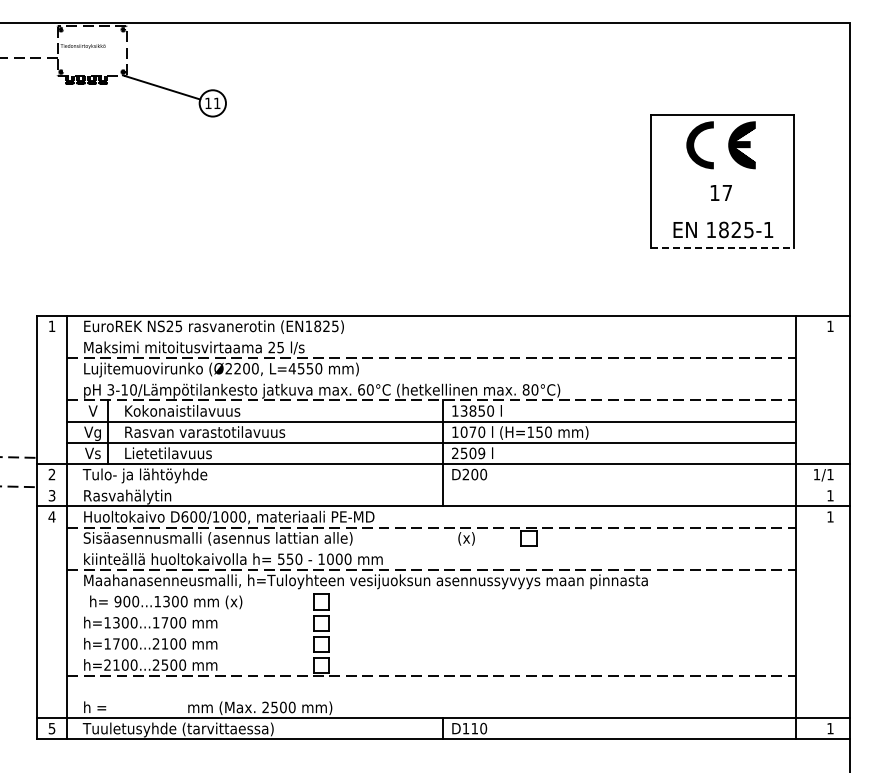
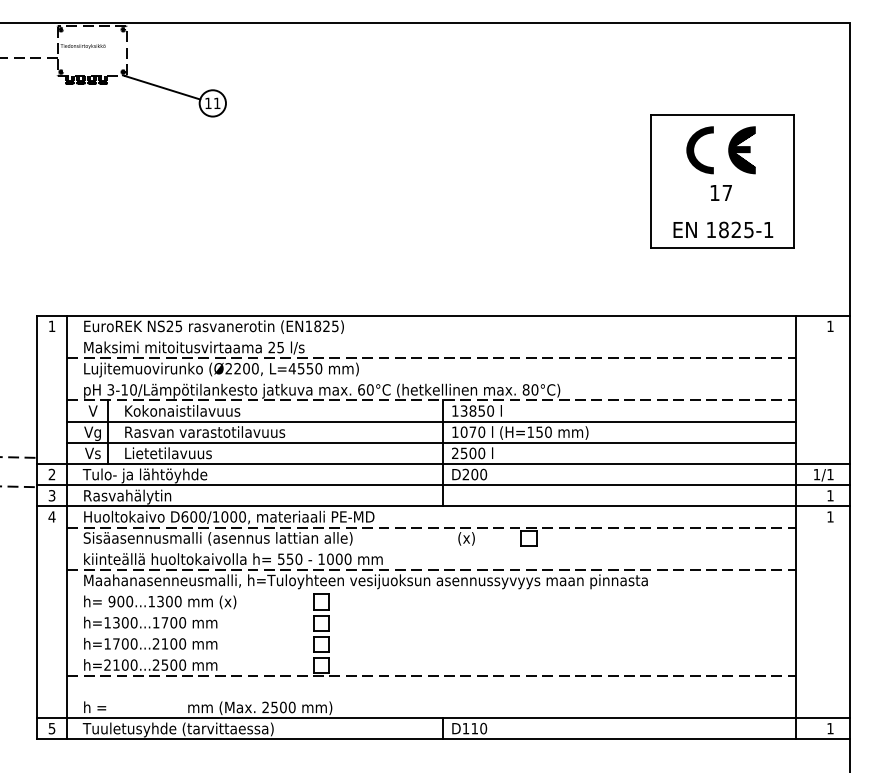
part position: (728, 145) -> (728, 150) (728, 150)
line: dashed -> solid (722, 248)
text: 2509 -> 2500 (481, 453)
line: none -> present (442, 485)
text position: (166, 602) -> (160, 602) (160, 602)
